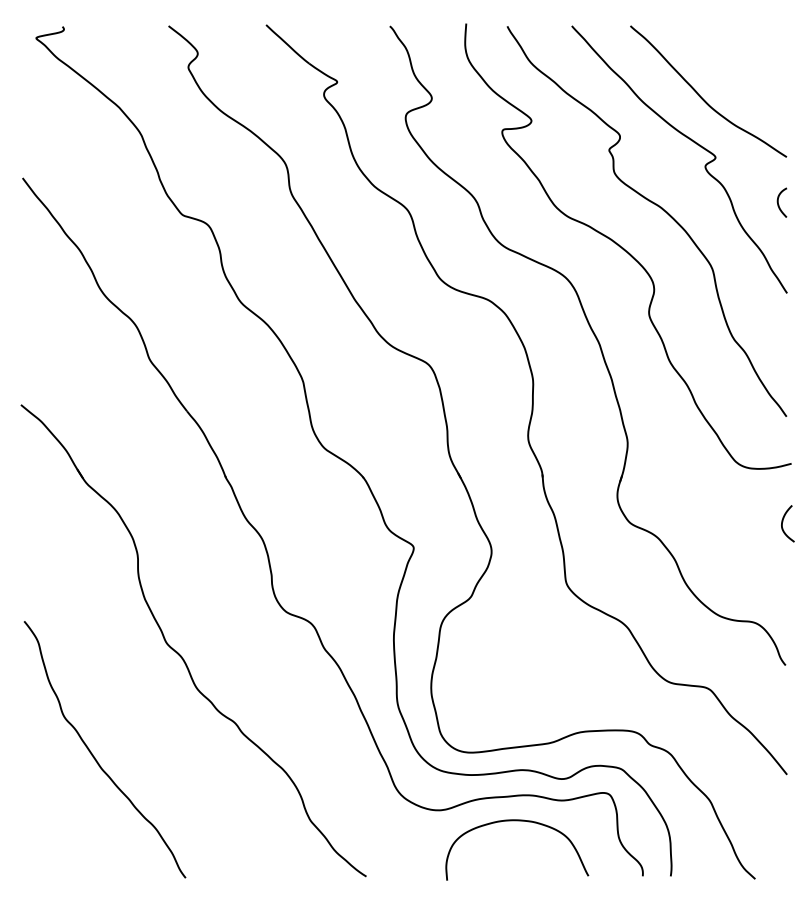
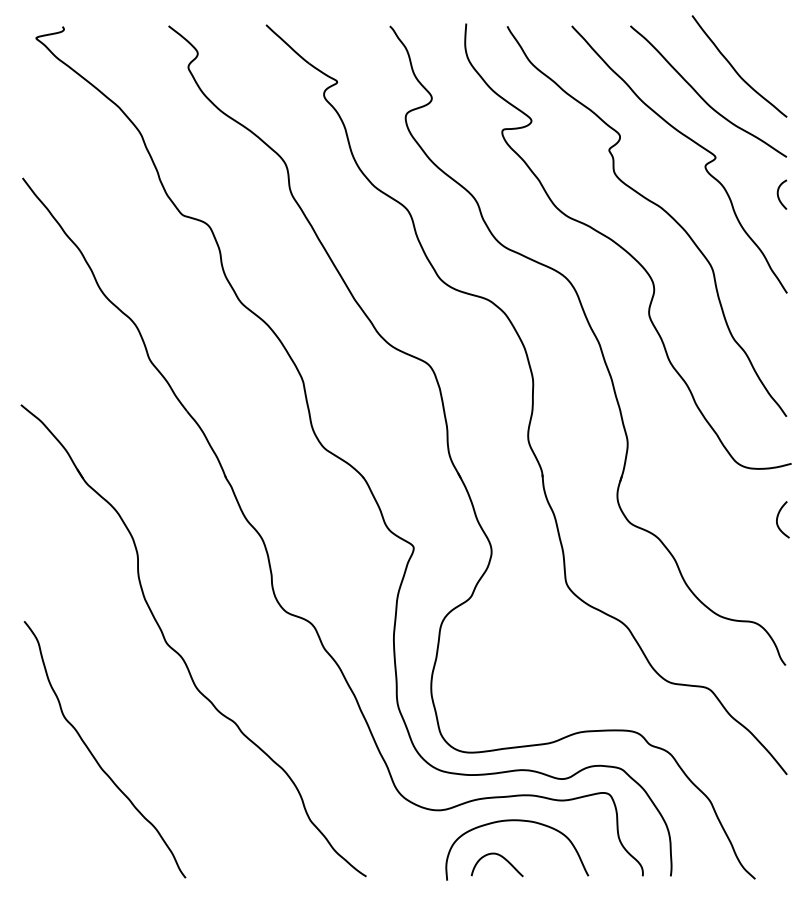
curve: none -> present (735, 69)
curve position: (779, 204) -> (779, 196) (779, 196)
curve position: (783, 522) -> (778, 518) (778, 518)
curve: none -> present (502, 858)
